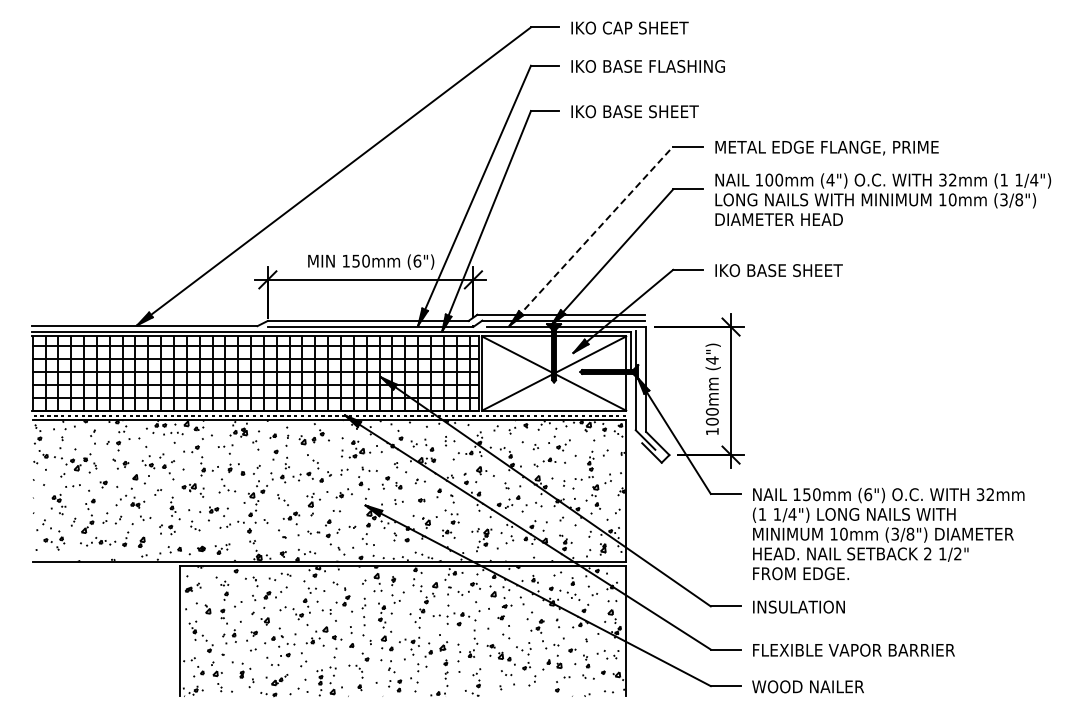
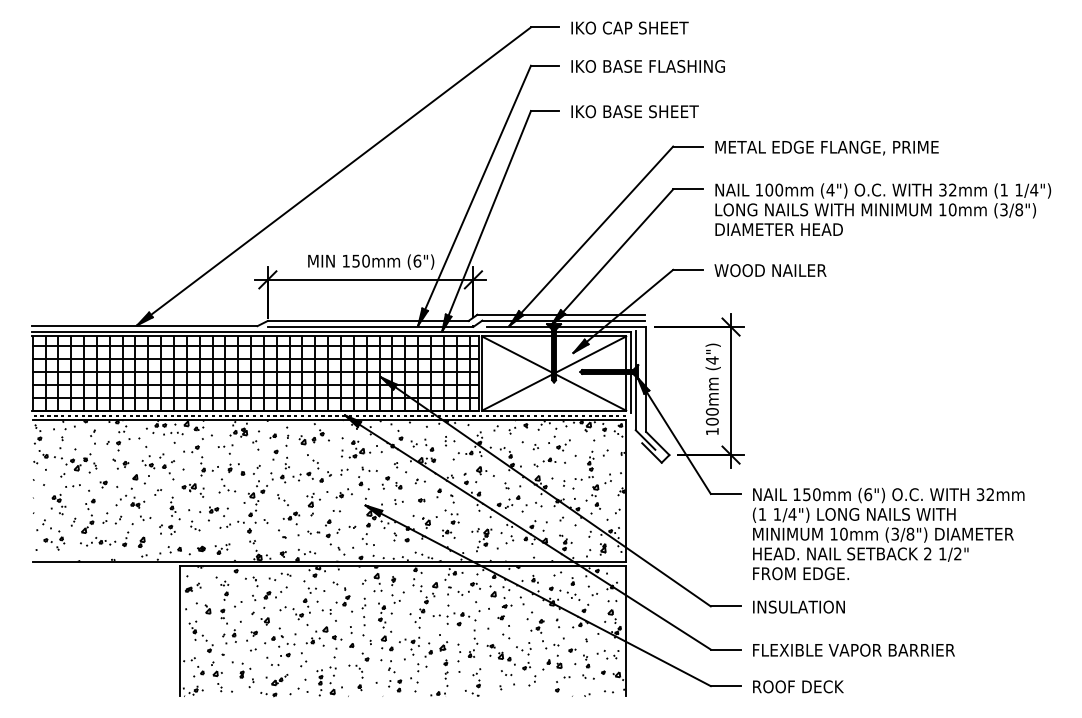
text position: (883, 199) -> (883, 209) (883, 209)
line: dashed -> solid (591, 235)
text: IKO BASE SHEET -> WOOD NAILER (778, 270)
line: none -> present (630, 393)
text: WOOD NAILER -> ROOF DECK (807, 686)
